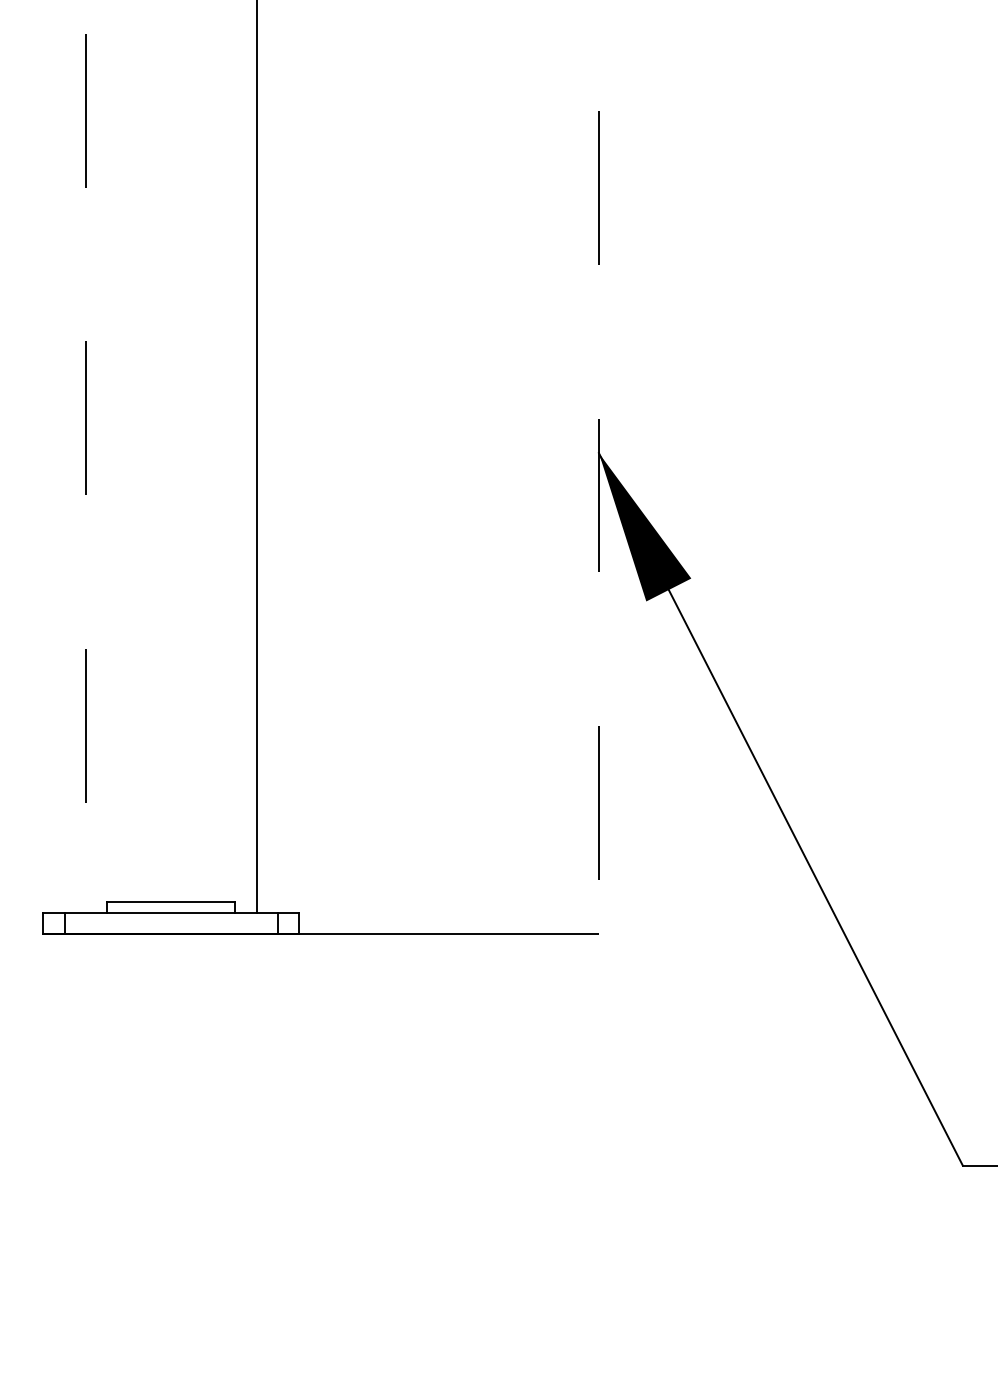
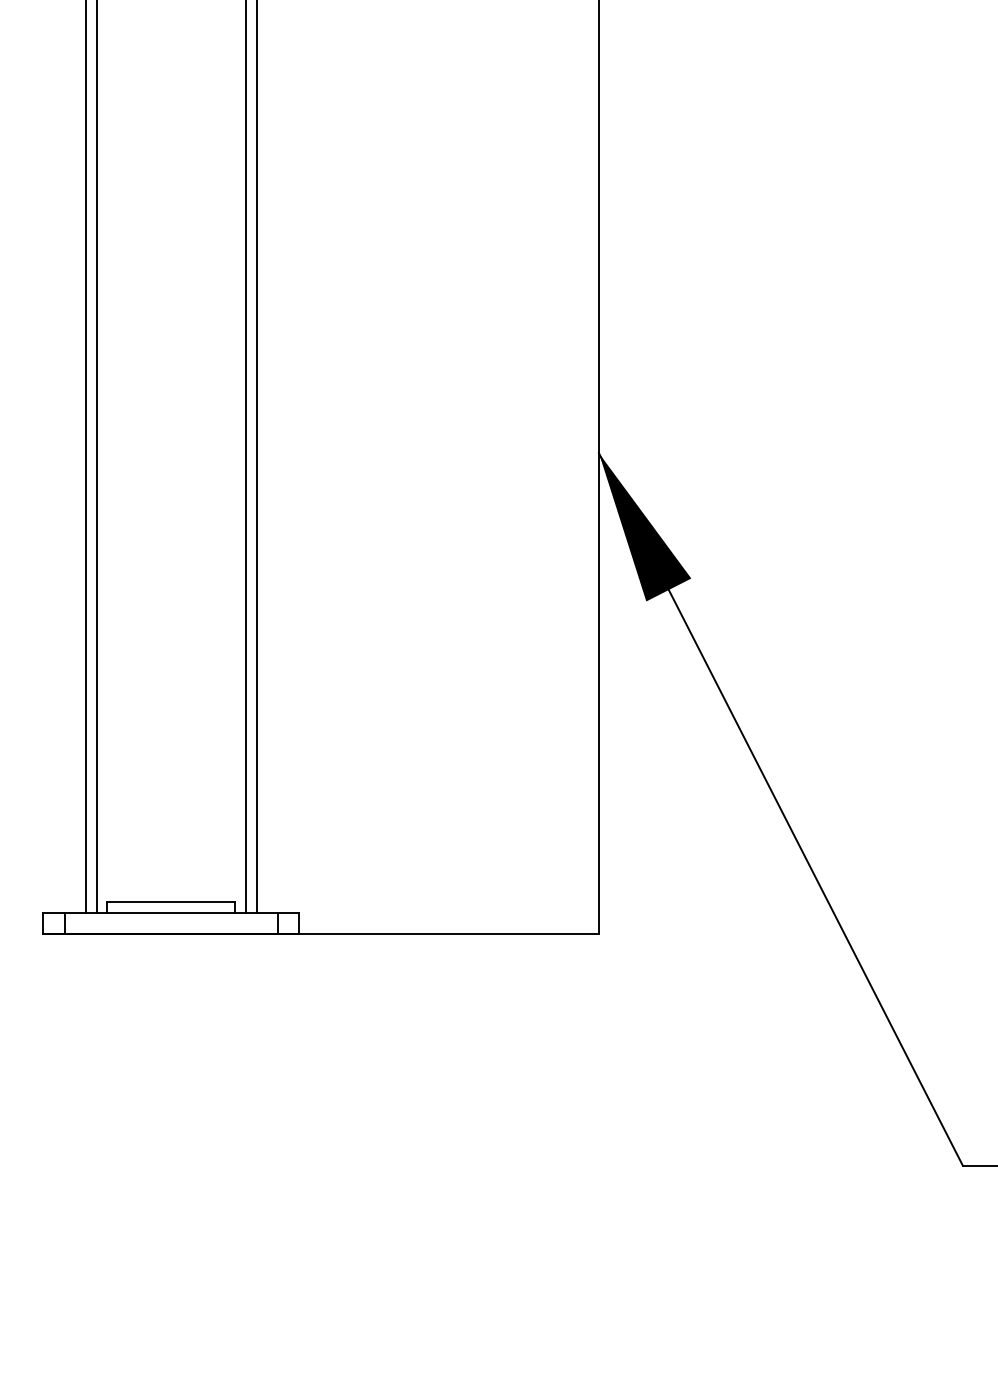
line: dashed -> solid (85, 456)
line: none -> present (96, 457)
line: none -> present (246, 457)
line: dashed -> solid (598, 467)
